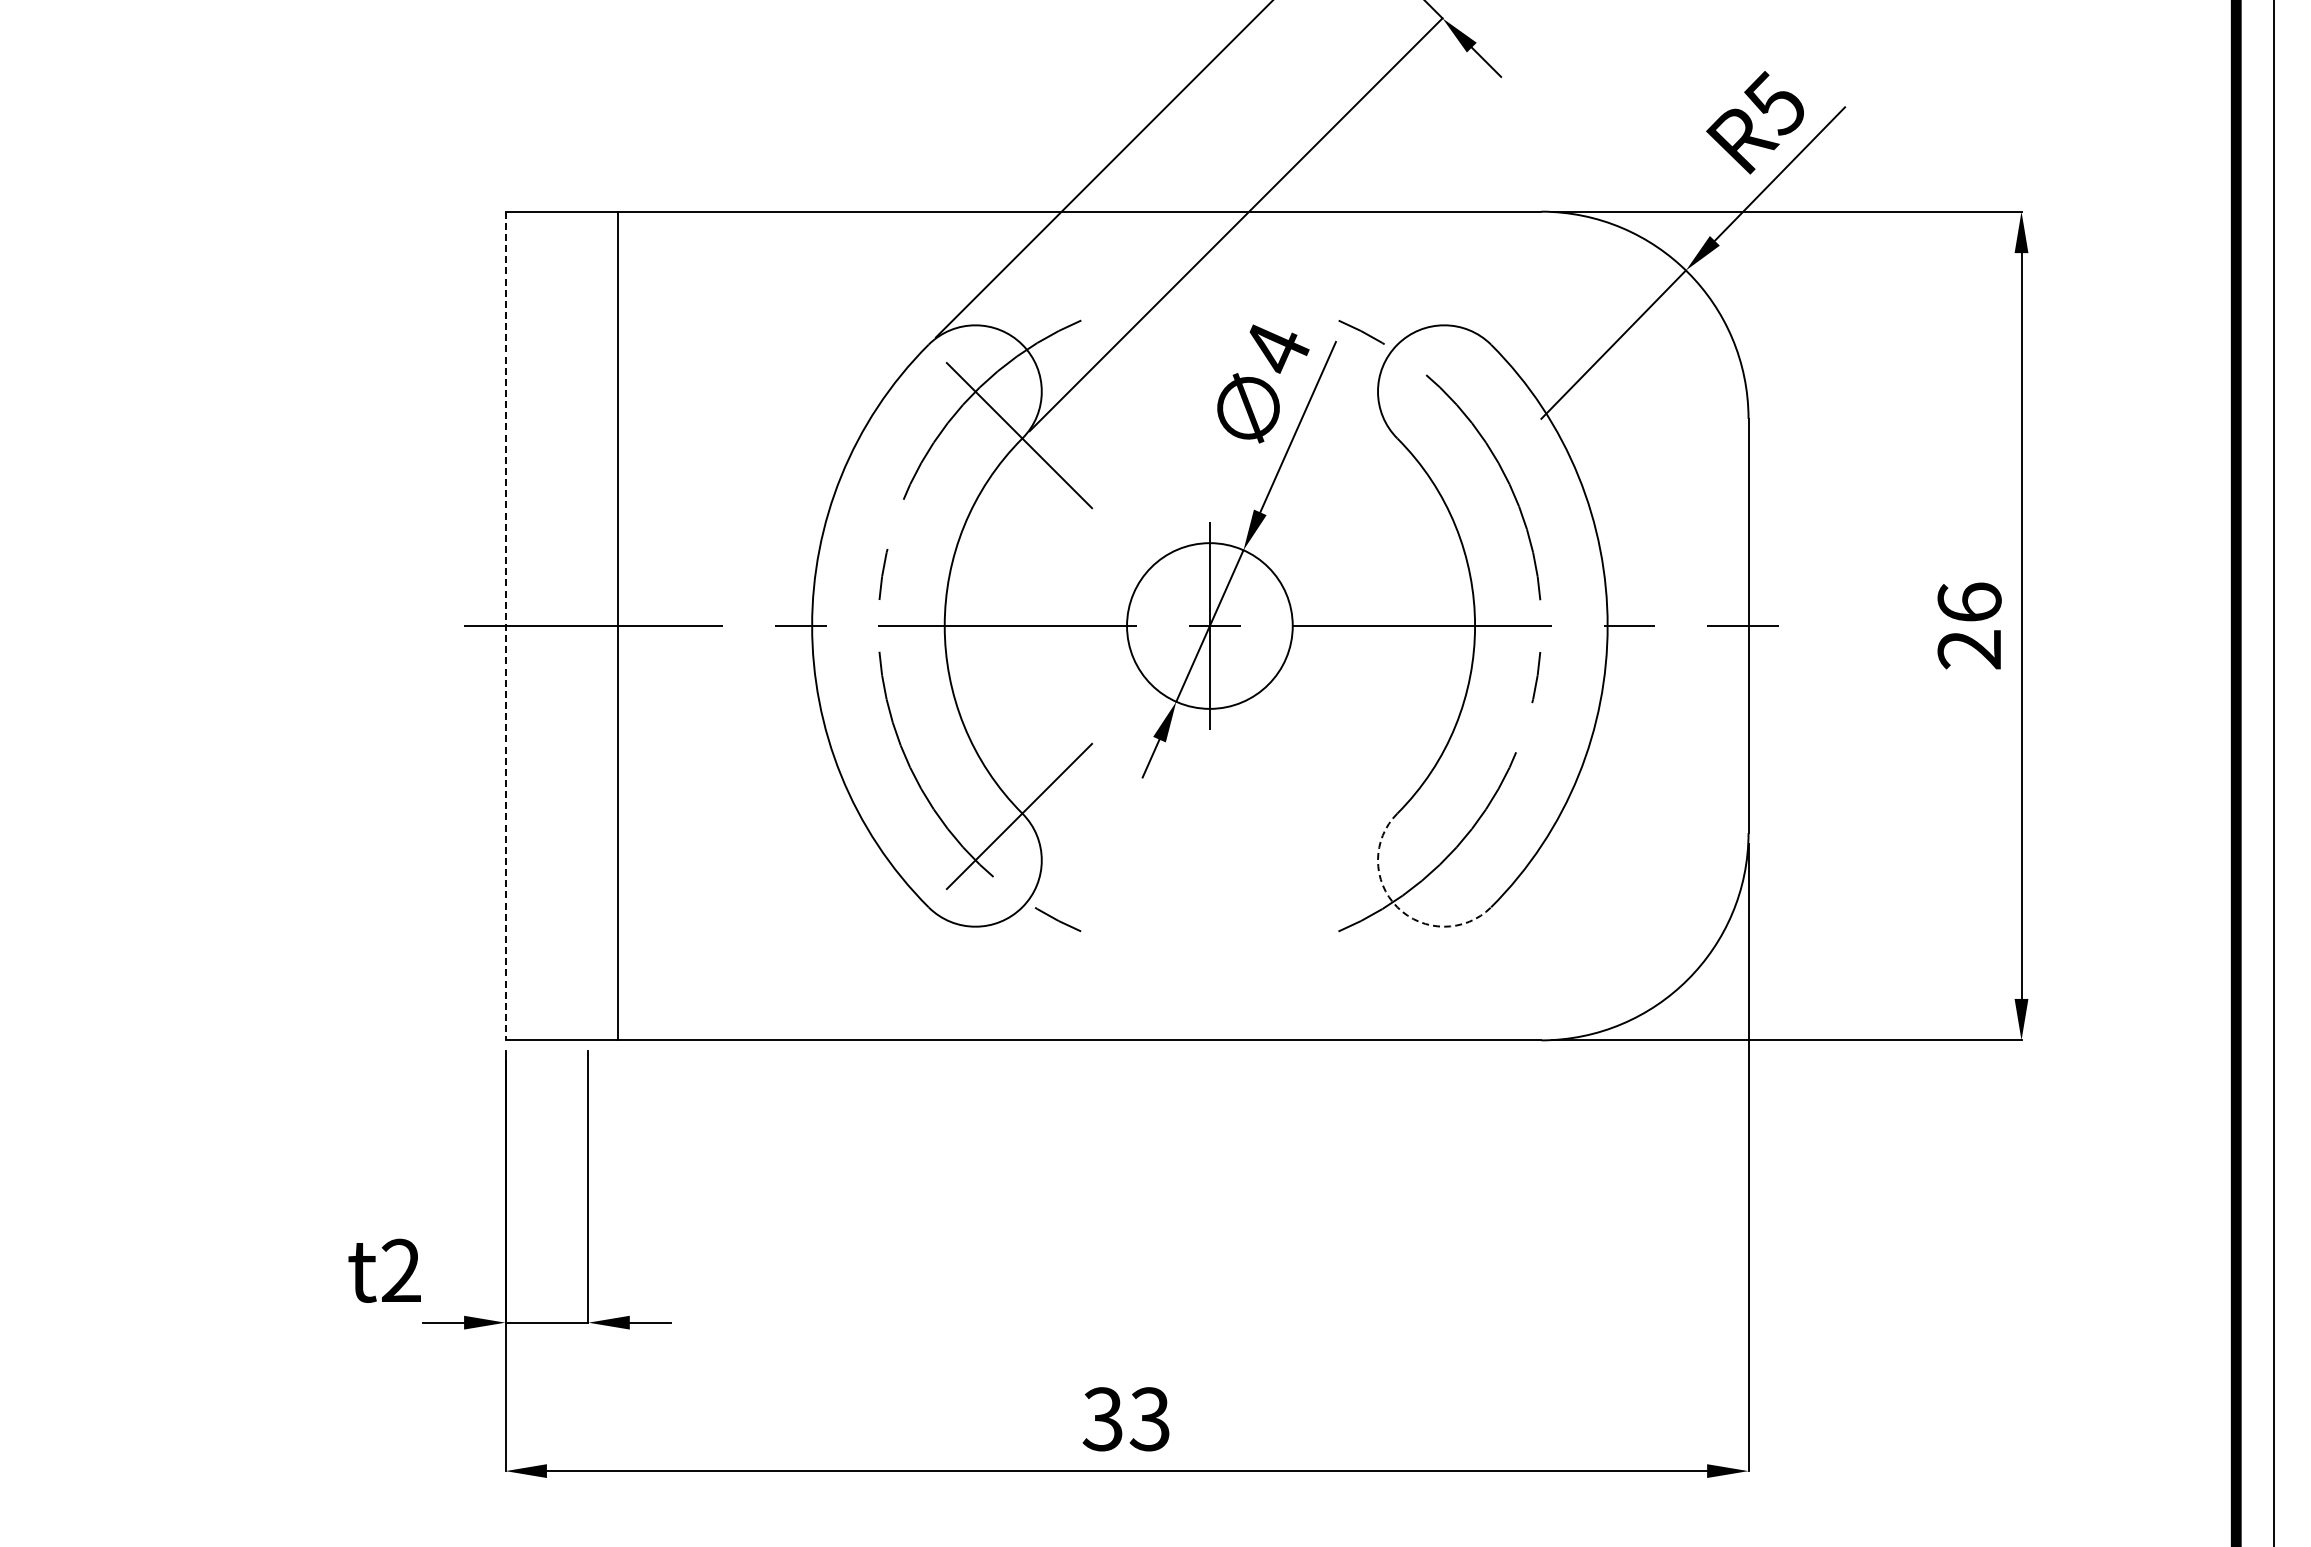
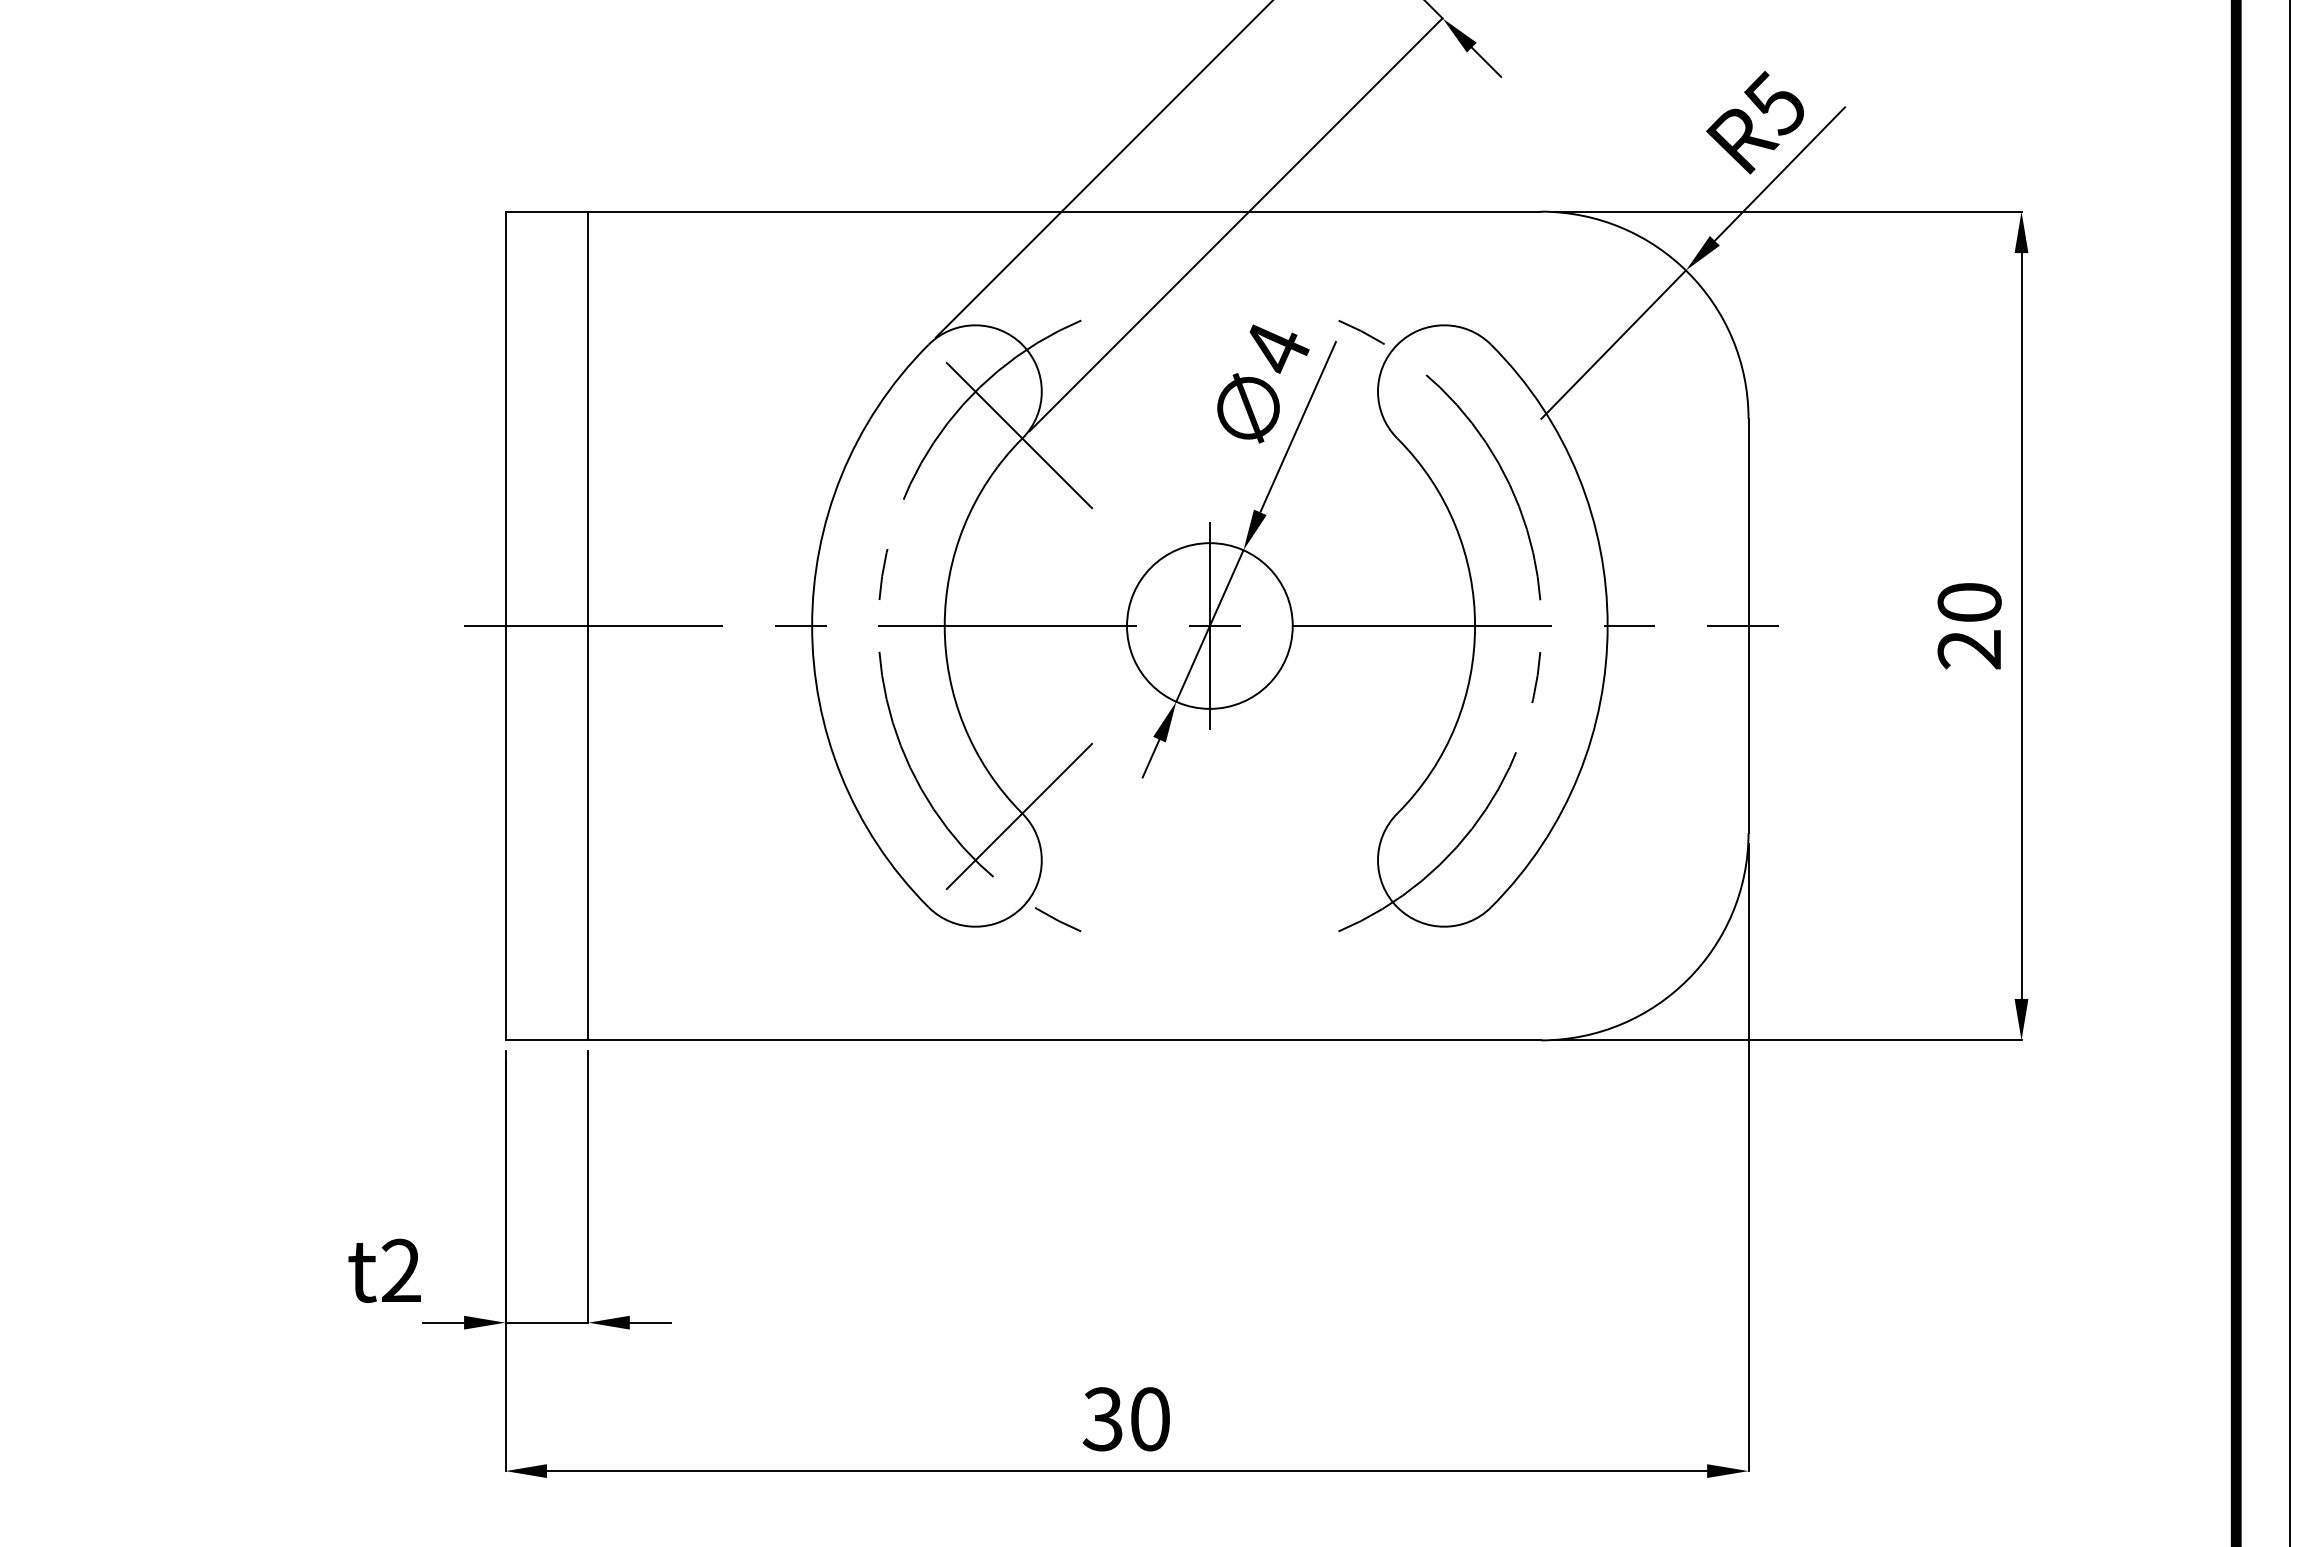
text: 26 -> 20 (1969, 601)
line position: (618, 625) -> (588, 625) (588, 625)
line: dashed -> solid (505, 626)
line position: (2274, 772) -> (2290, 772) (2290, 772)
arc: dashed -> solid (1397, 907)
text: 33 -> 30 (1149, 1419)
